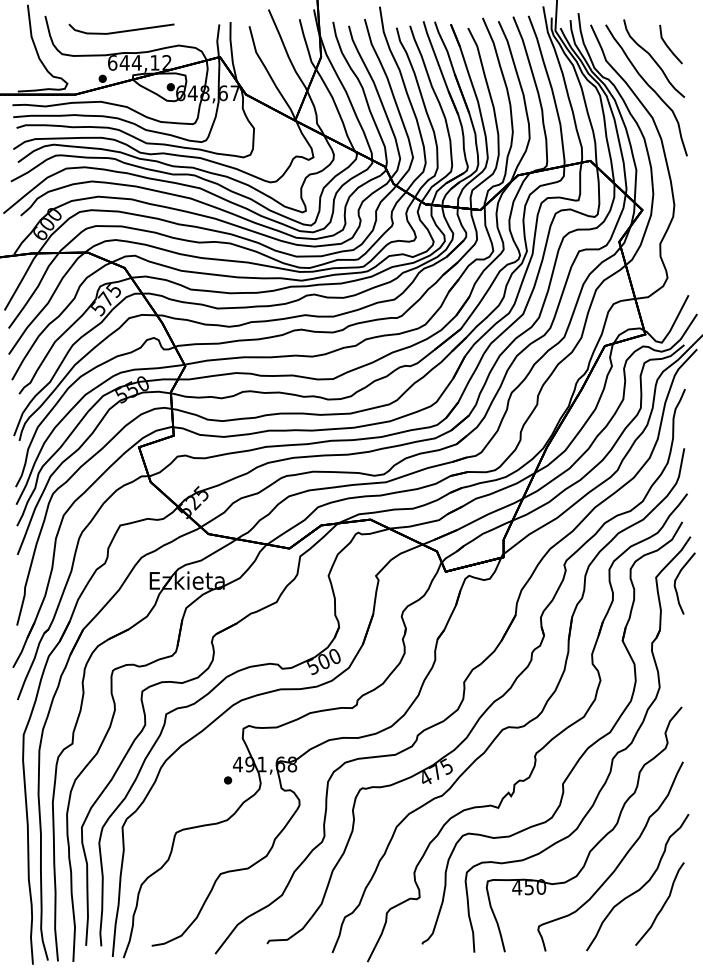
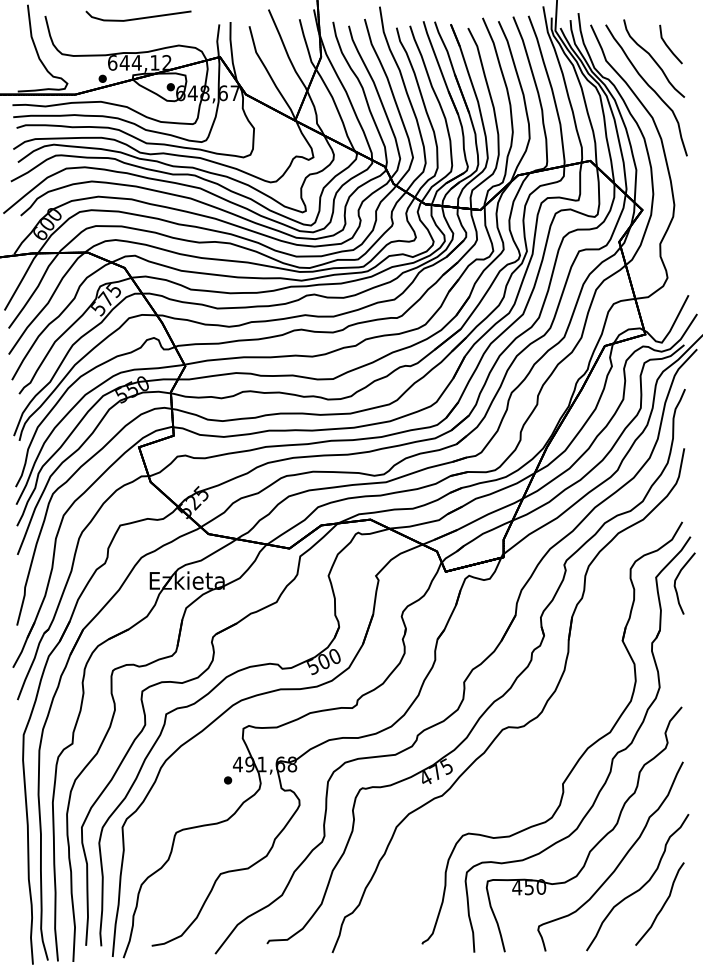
line position: (121, 30) -> (138, 17) (138, 17)
part: present -> none (540, 748)
